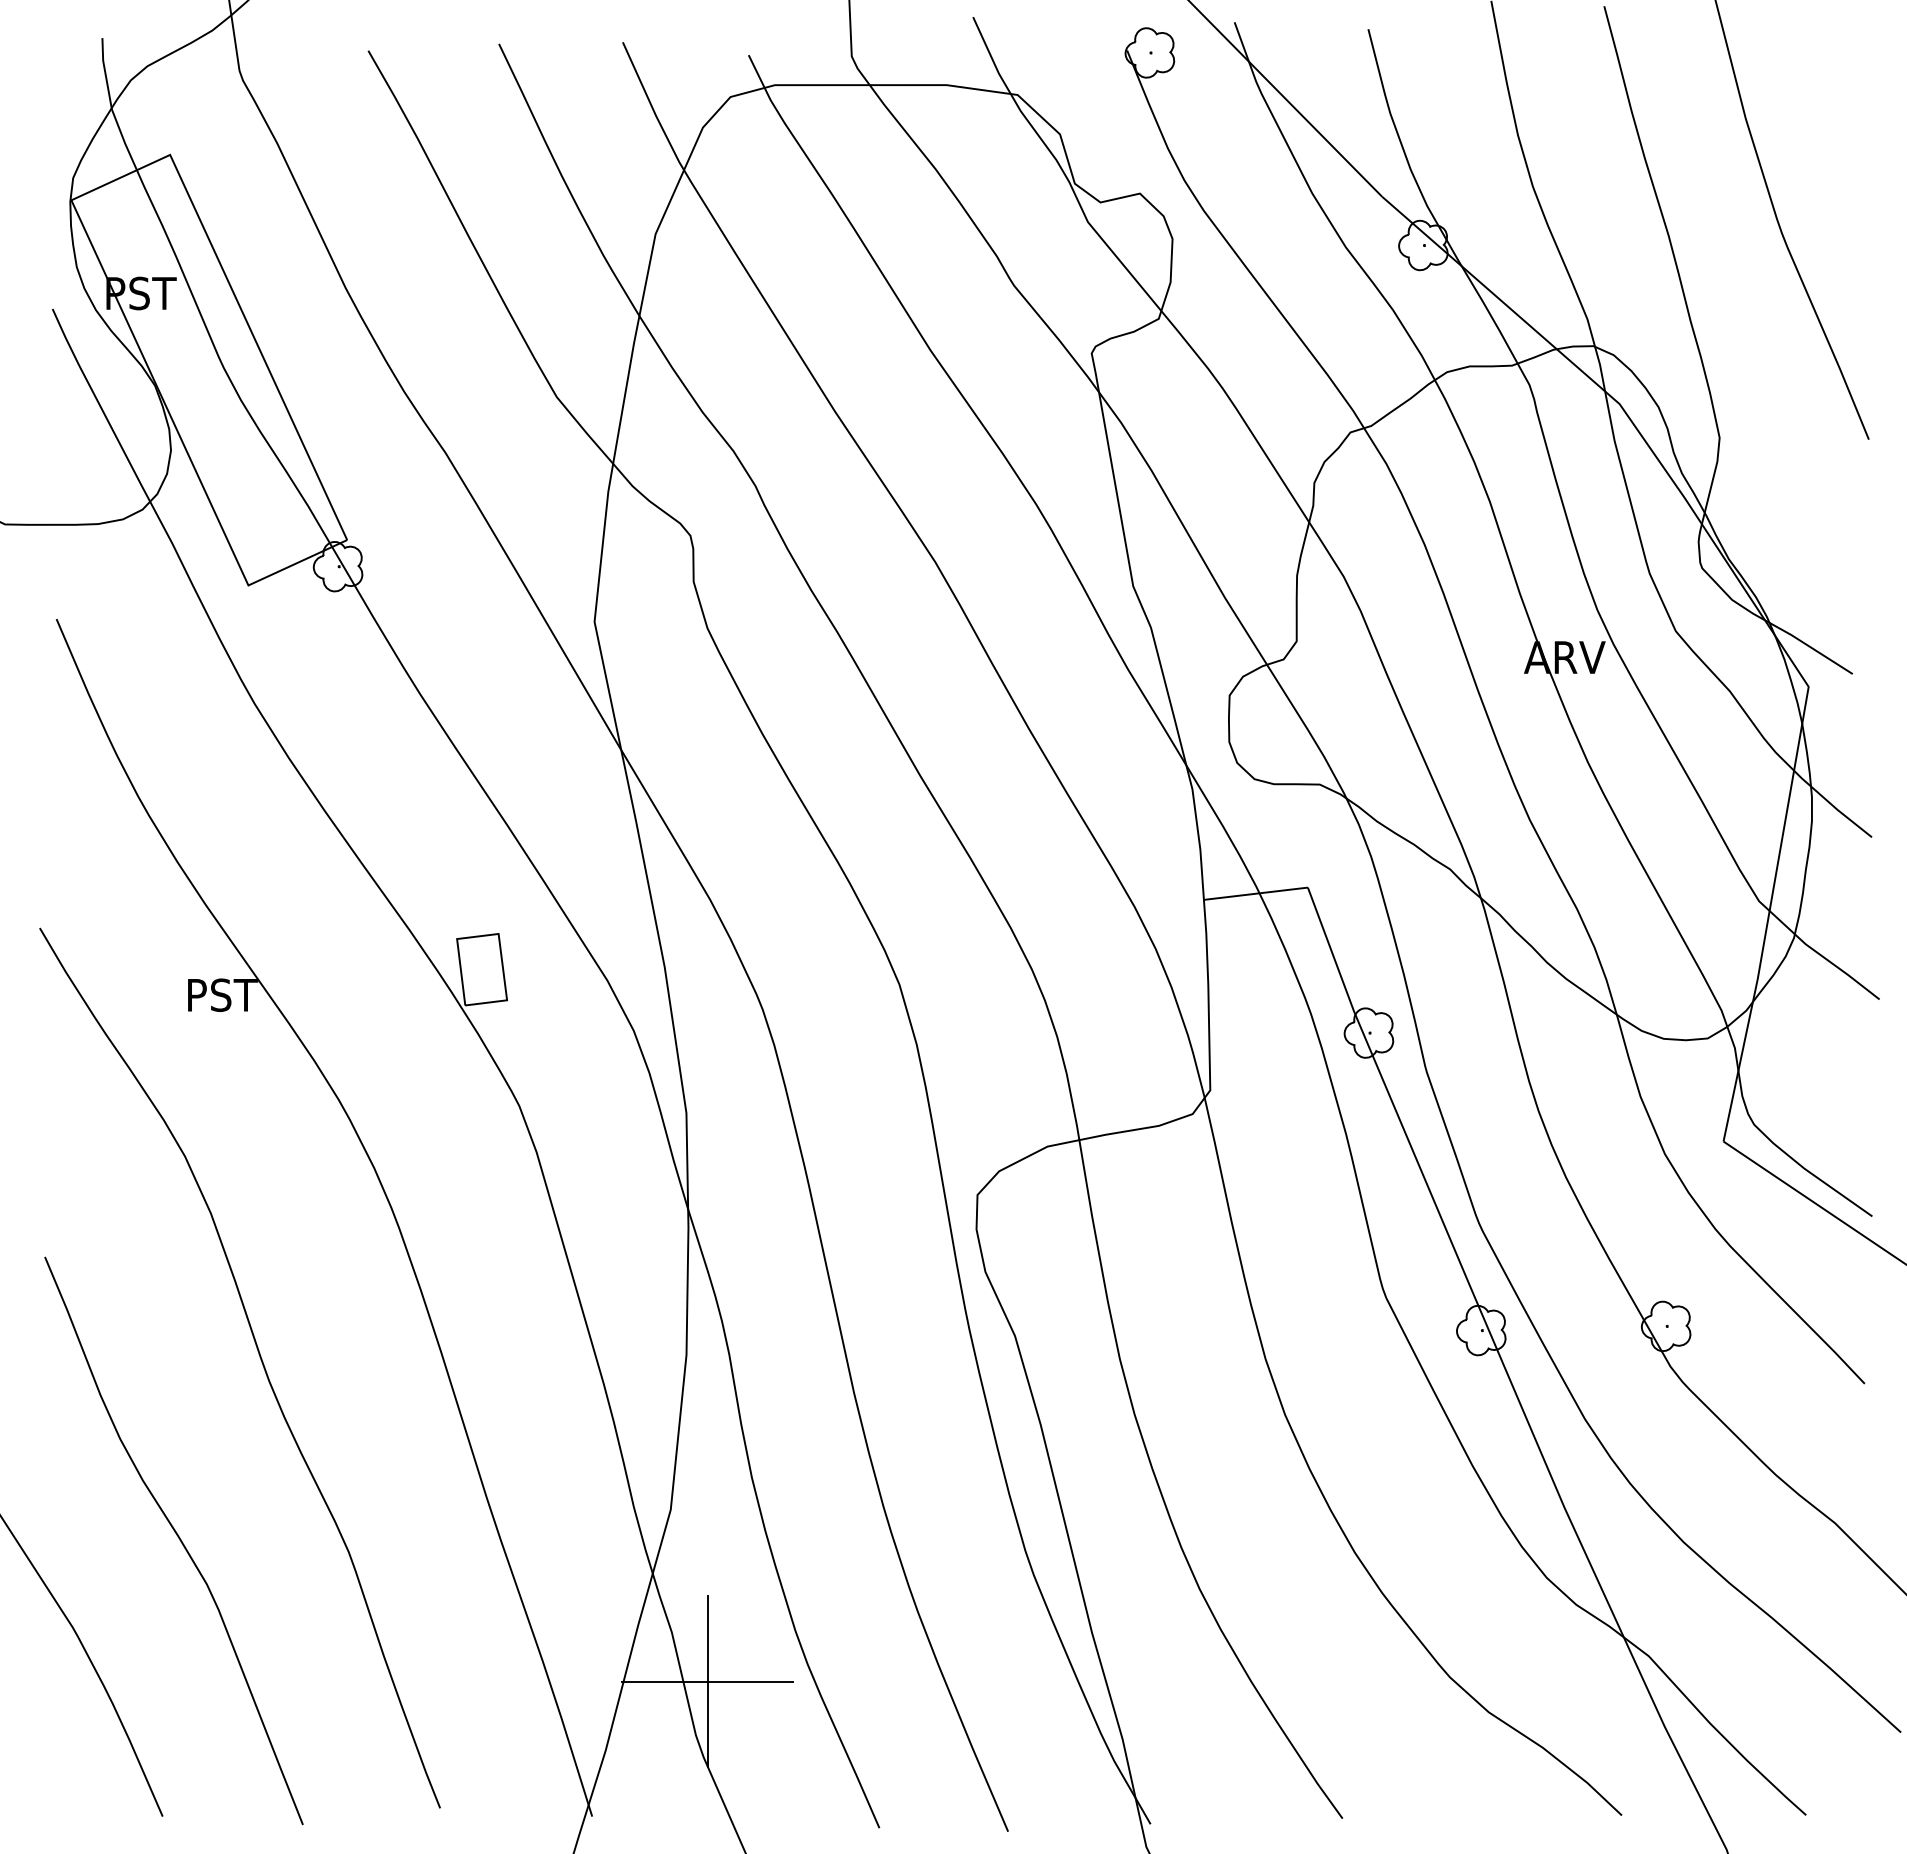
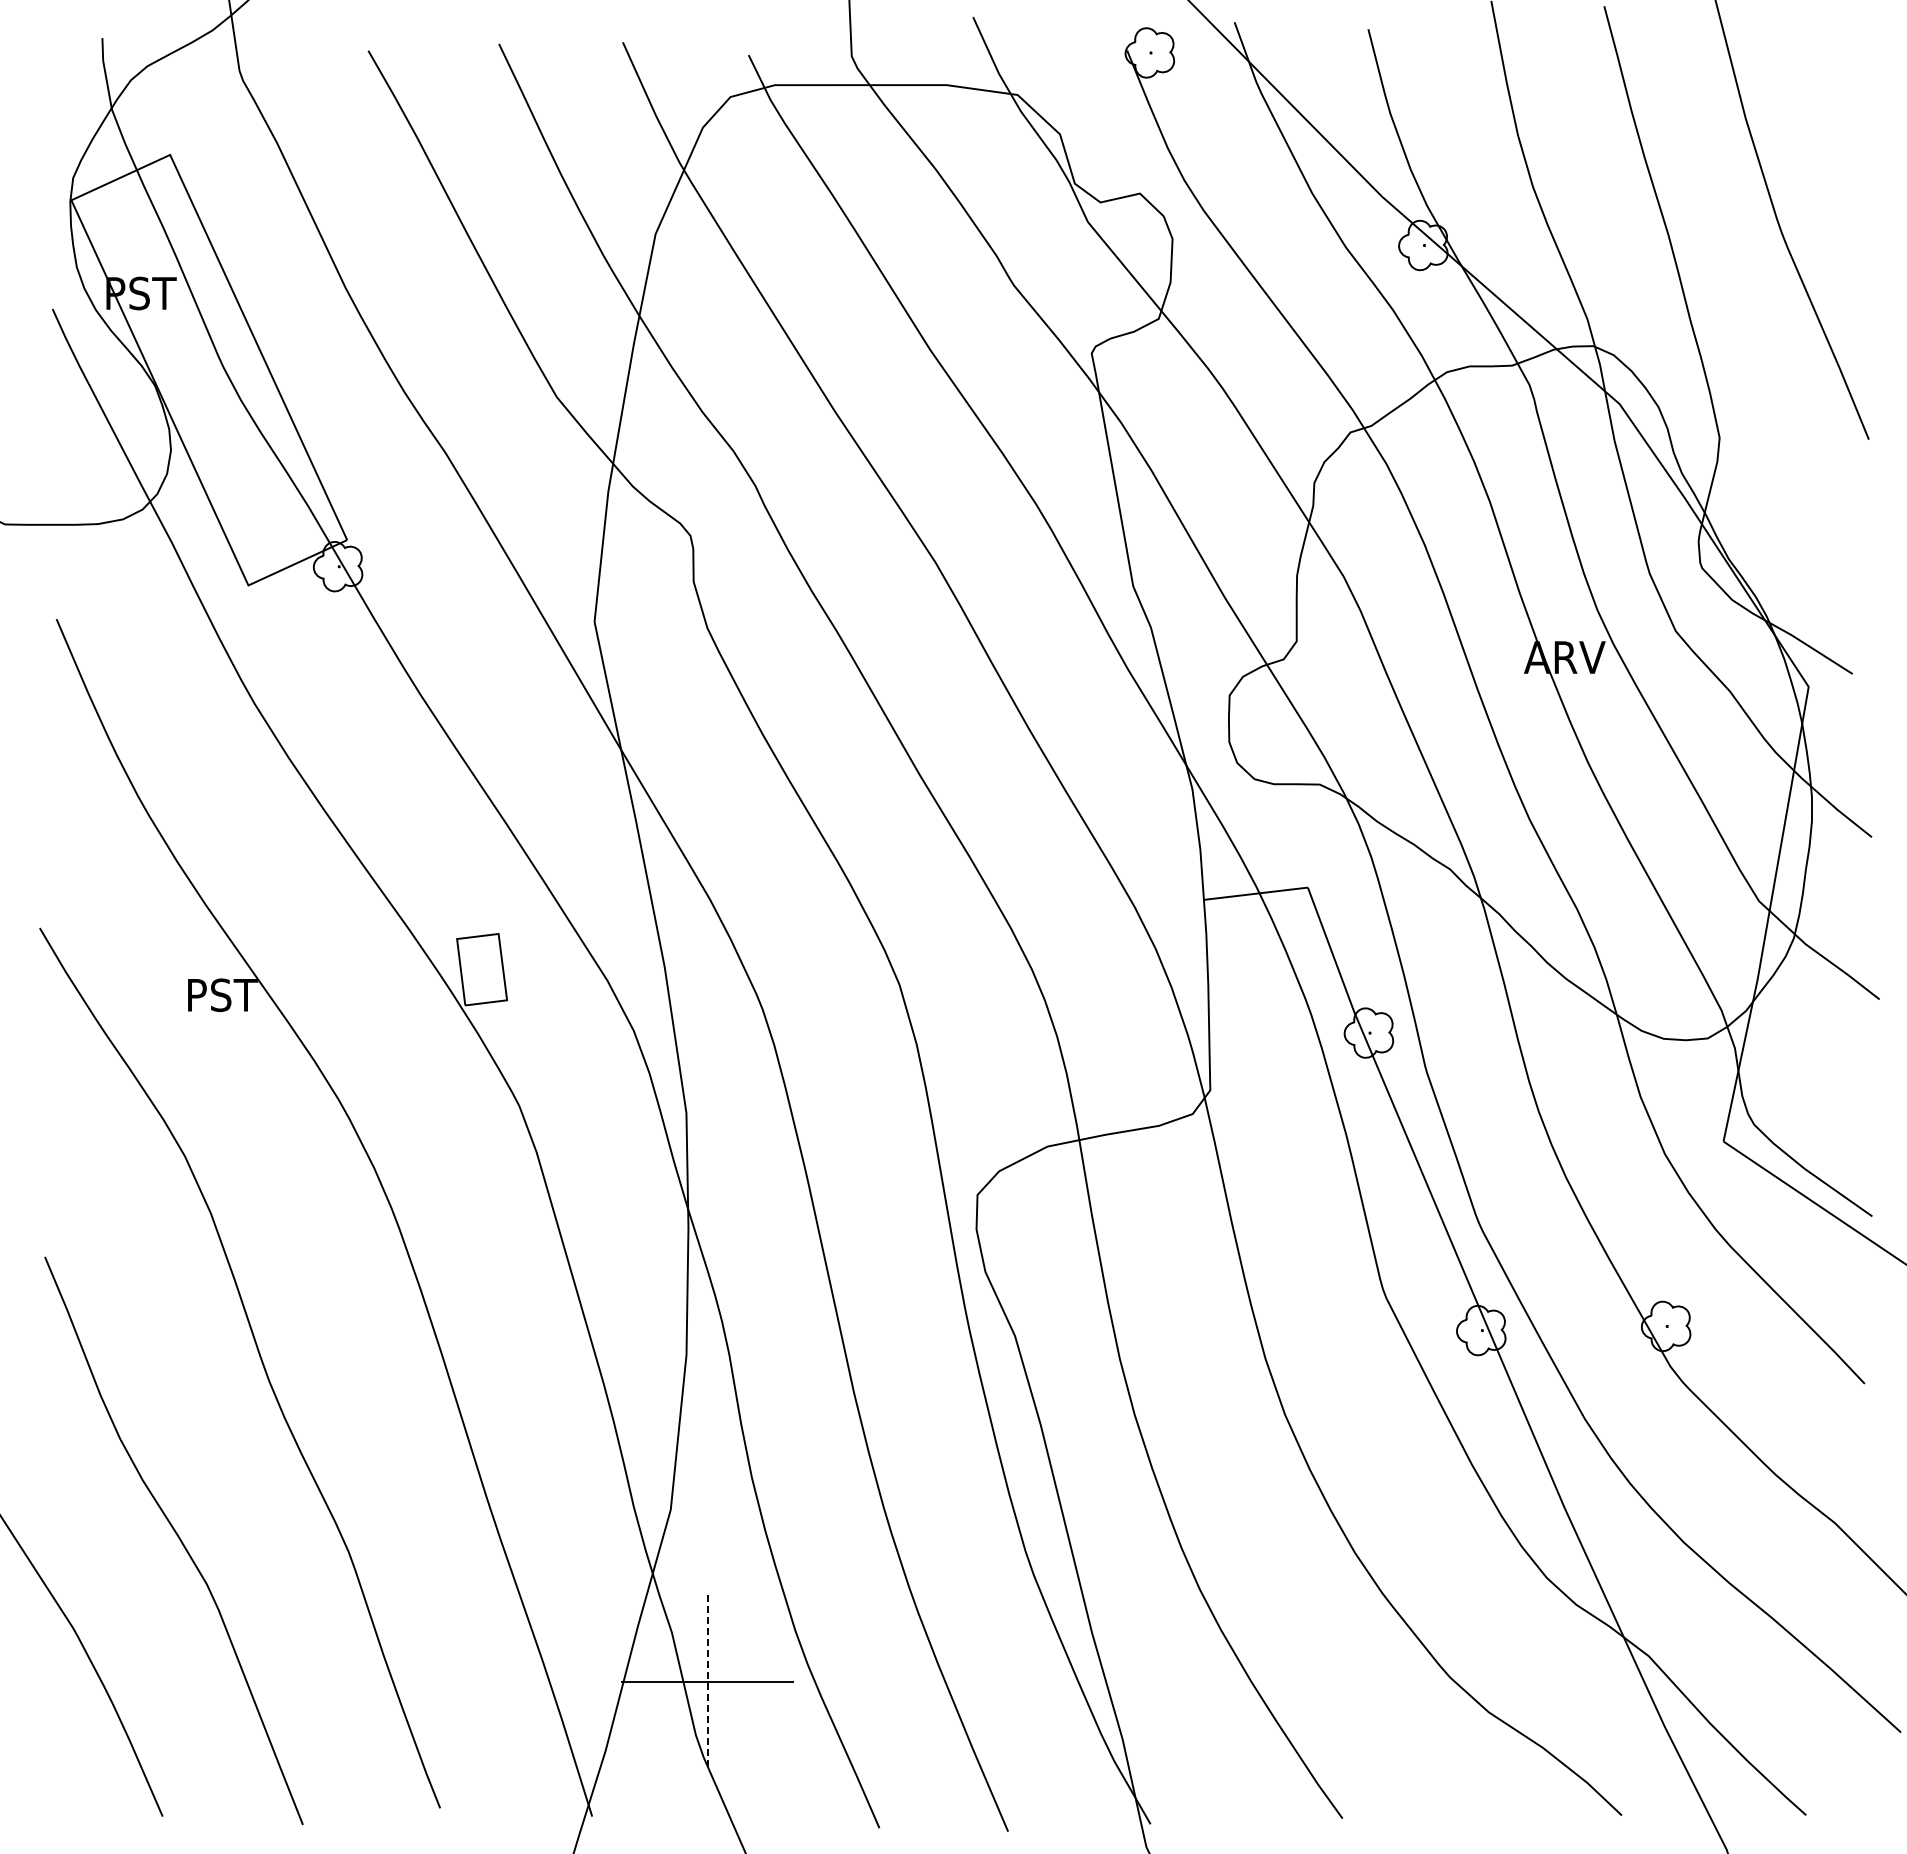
line: solid -> dashed (707, 1681)
